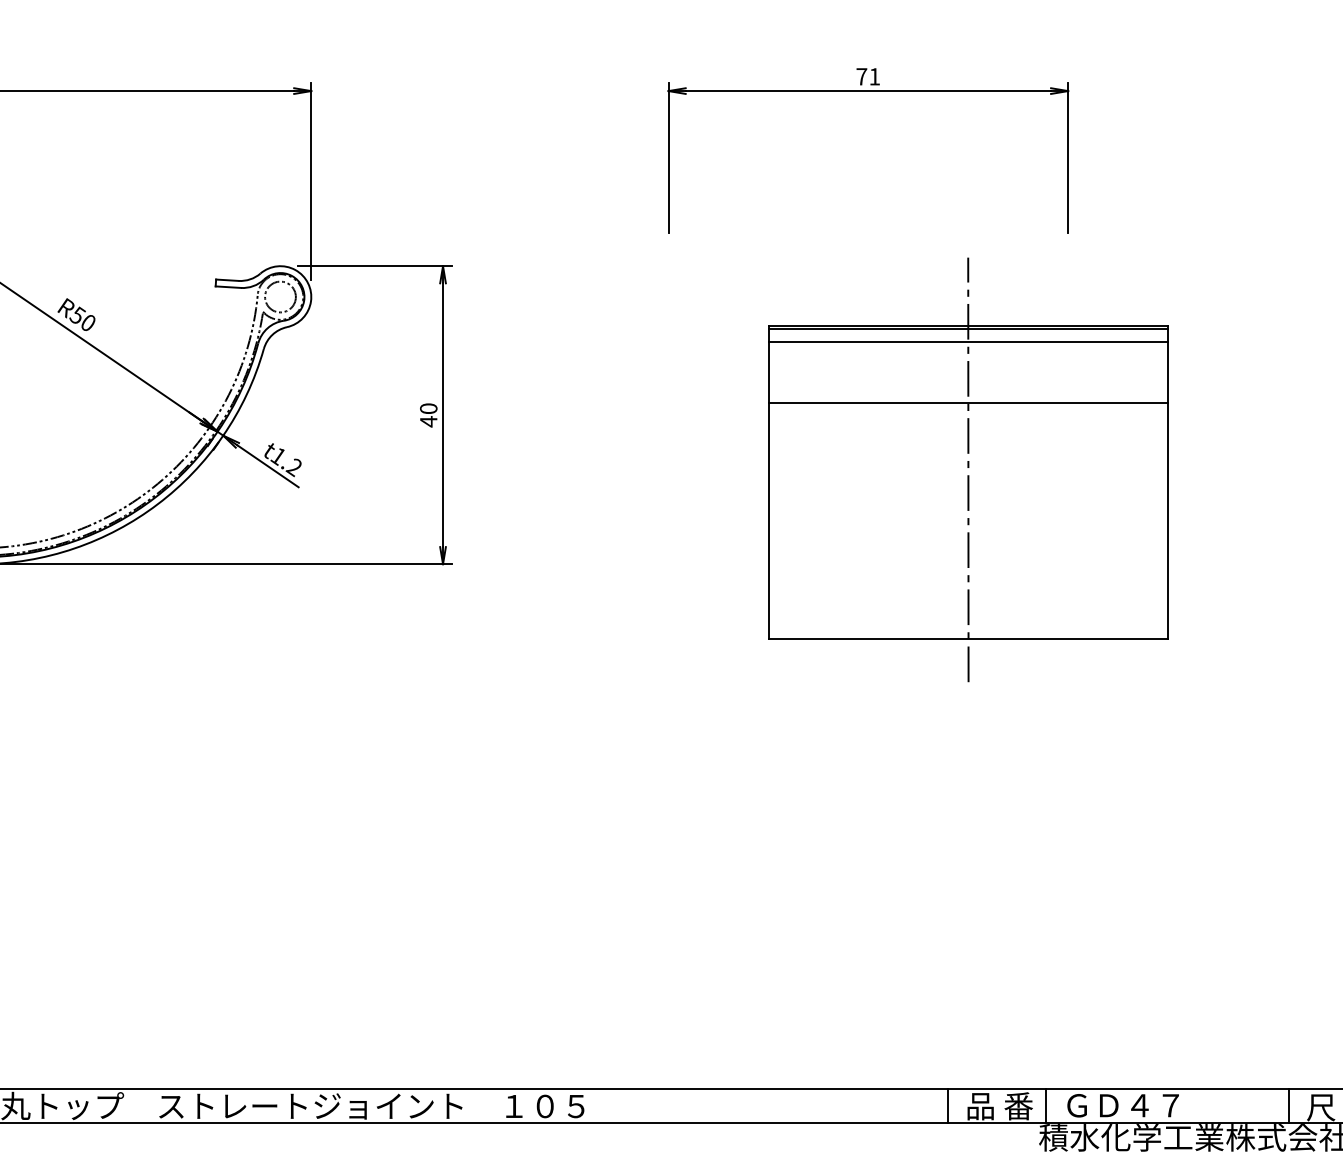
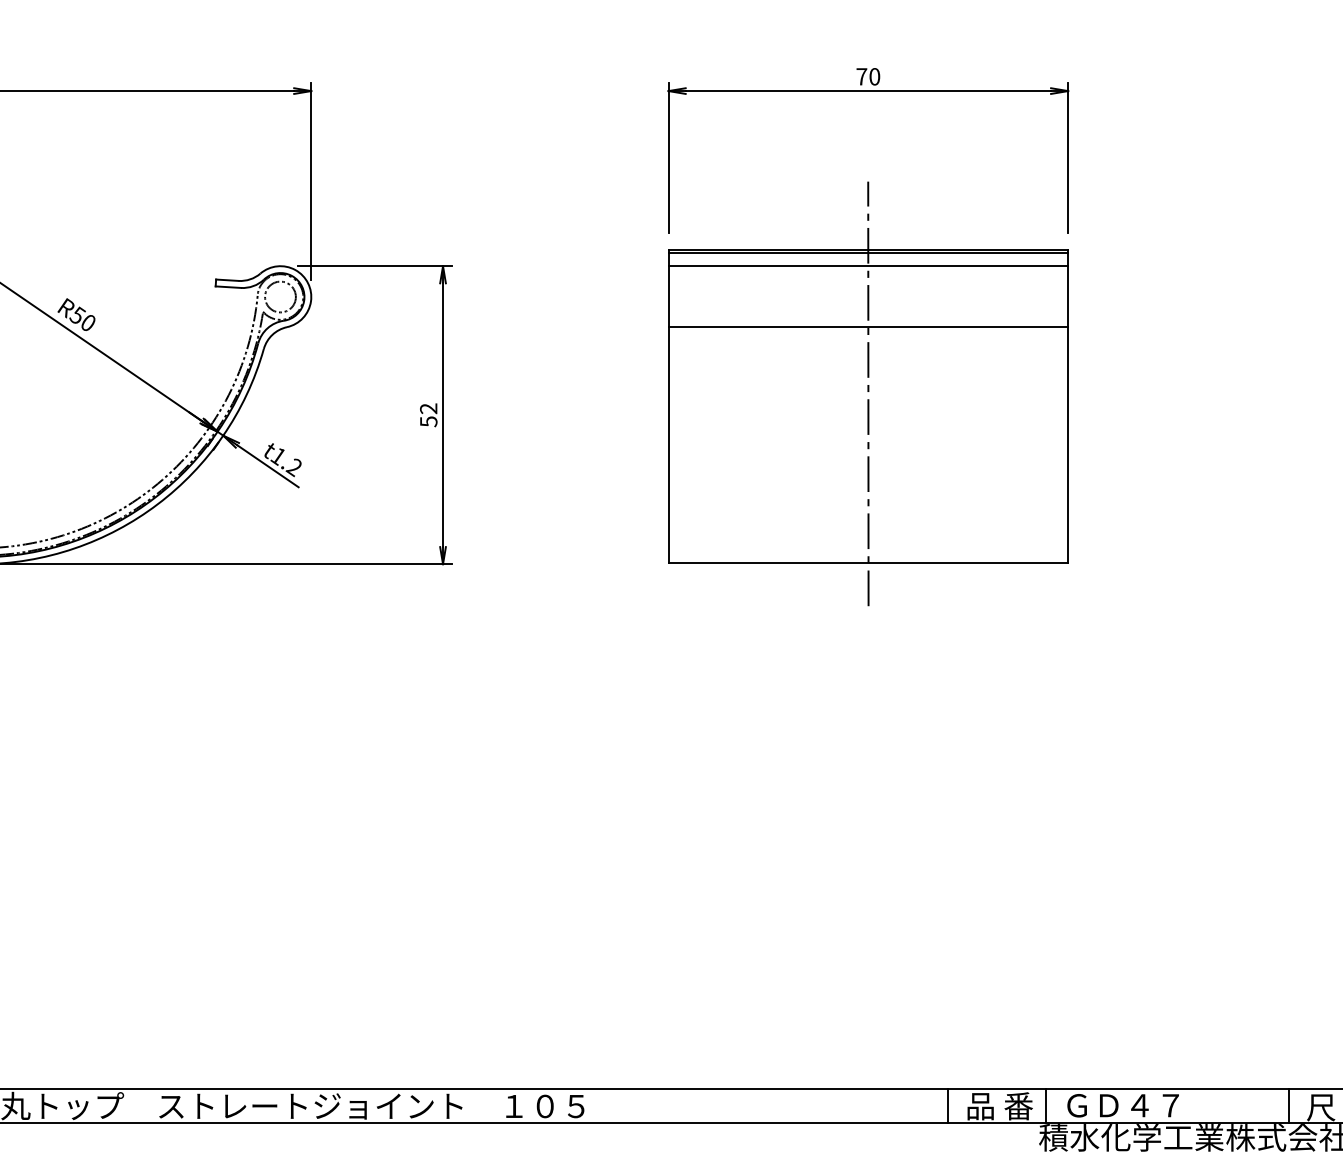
text: 71 -> 70 (874, 76)
text: 40 -> 52 (428, 415)
part position: (968, 469) -> (868, 393) (868, 393)
